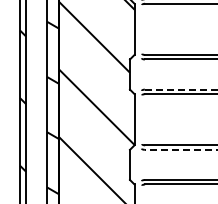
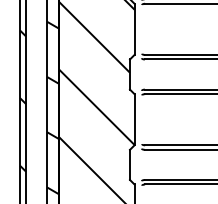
line: dashed -> solid (181, 89)
line: dashed -> solid (180, 149)
